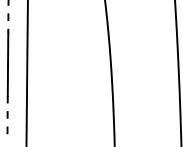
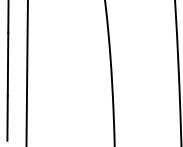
line: dashed -> solid (8, 16)
line: dashed -> solid (7, 118)
